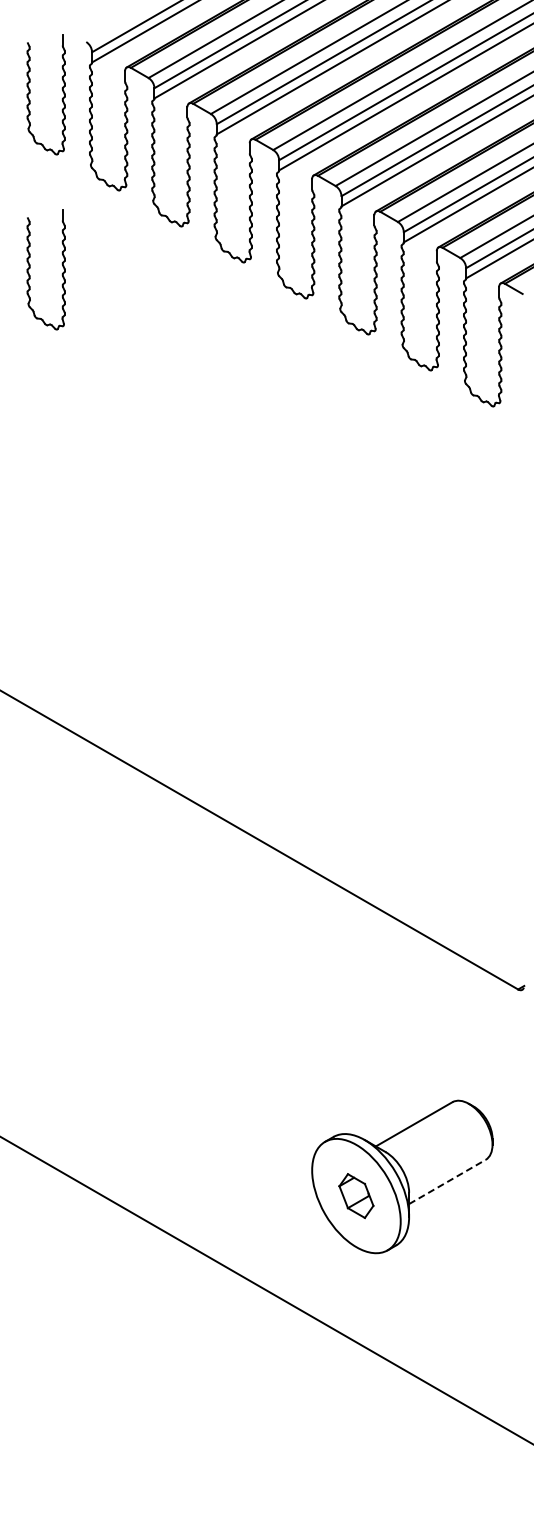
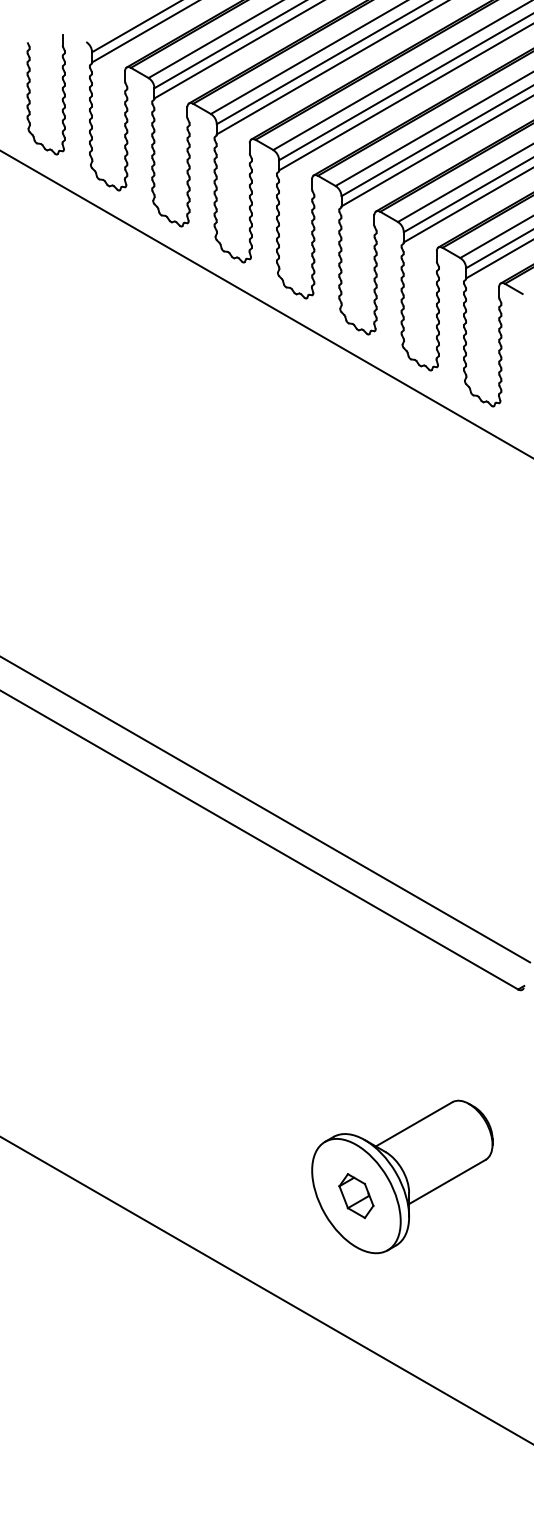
part: present -> none (30, 268)
line: none -> present (266, 303)
line: none -> present (266, 809)
line: dashed -> solid (447, 1181)
